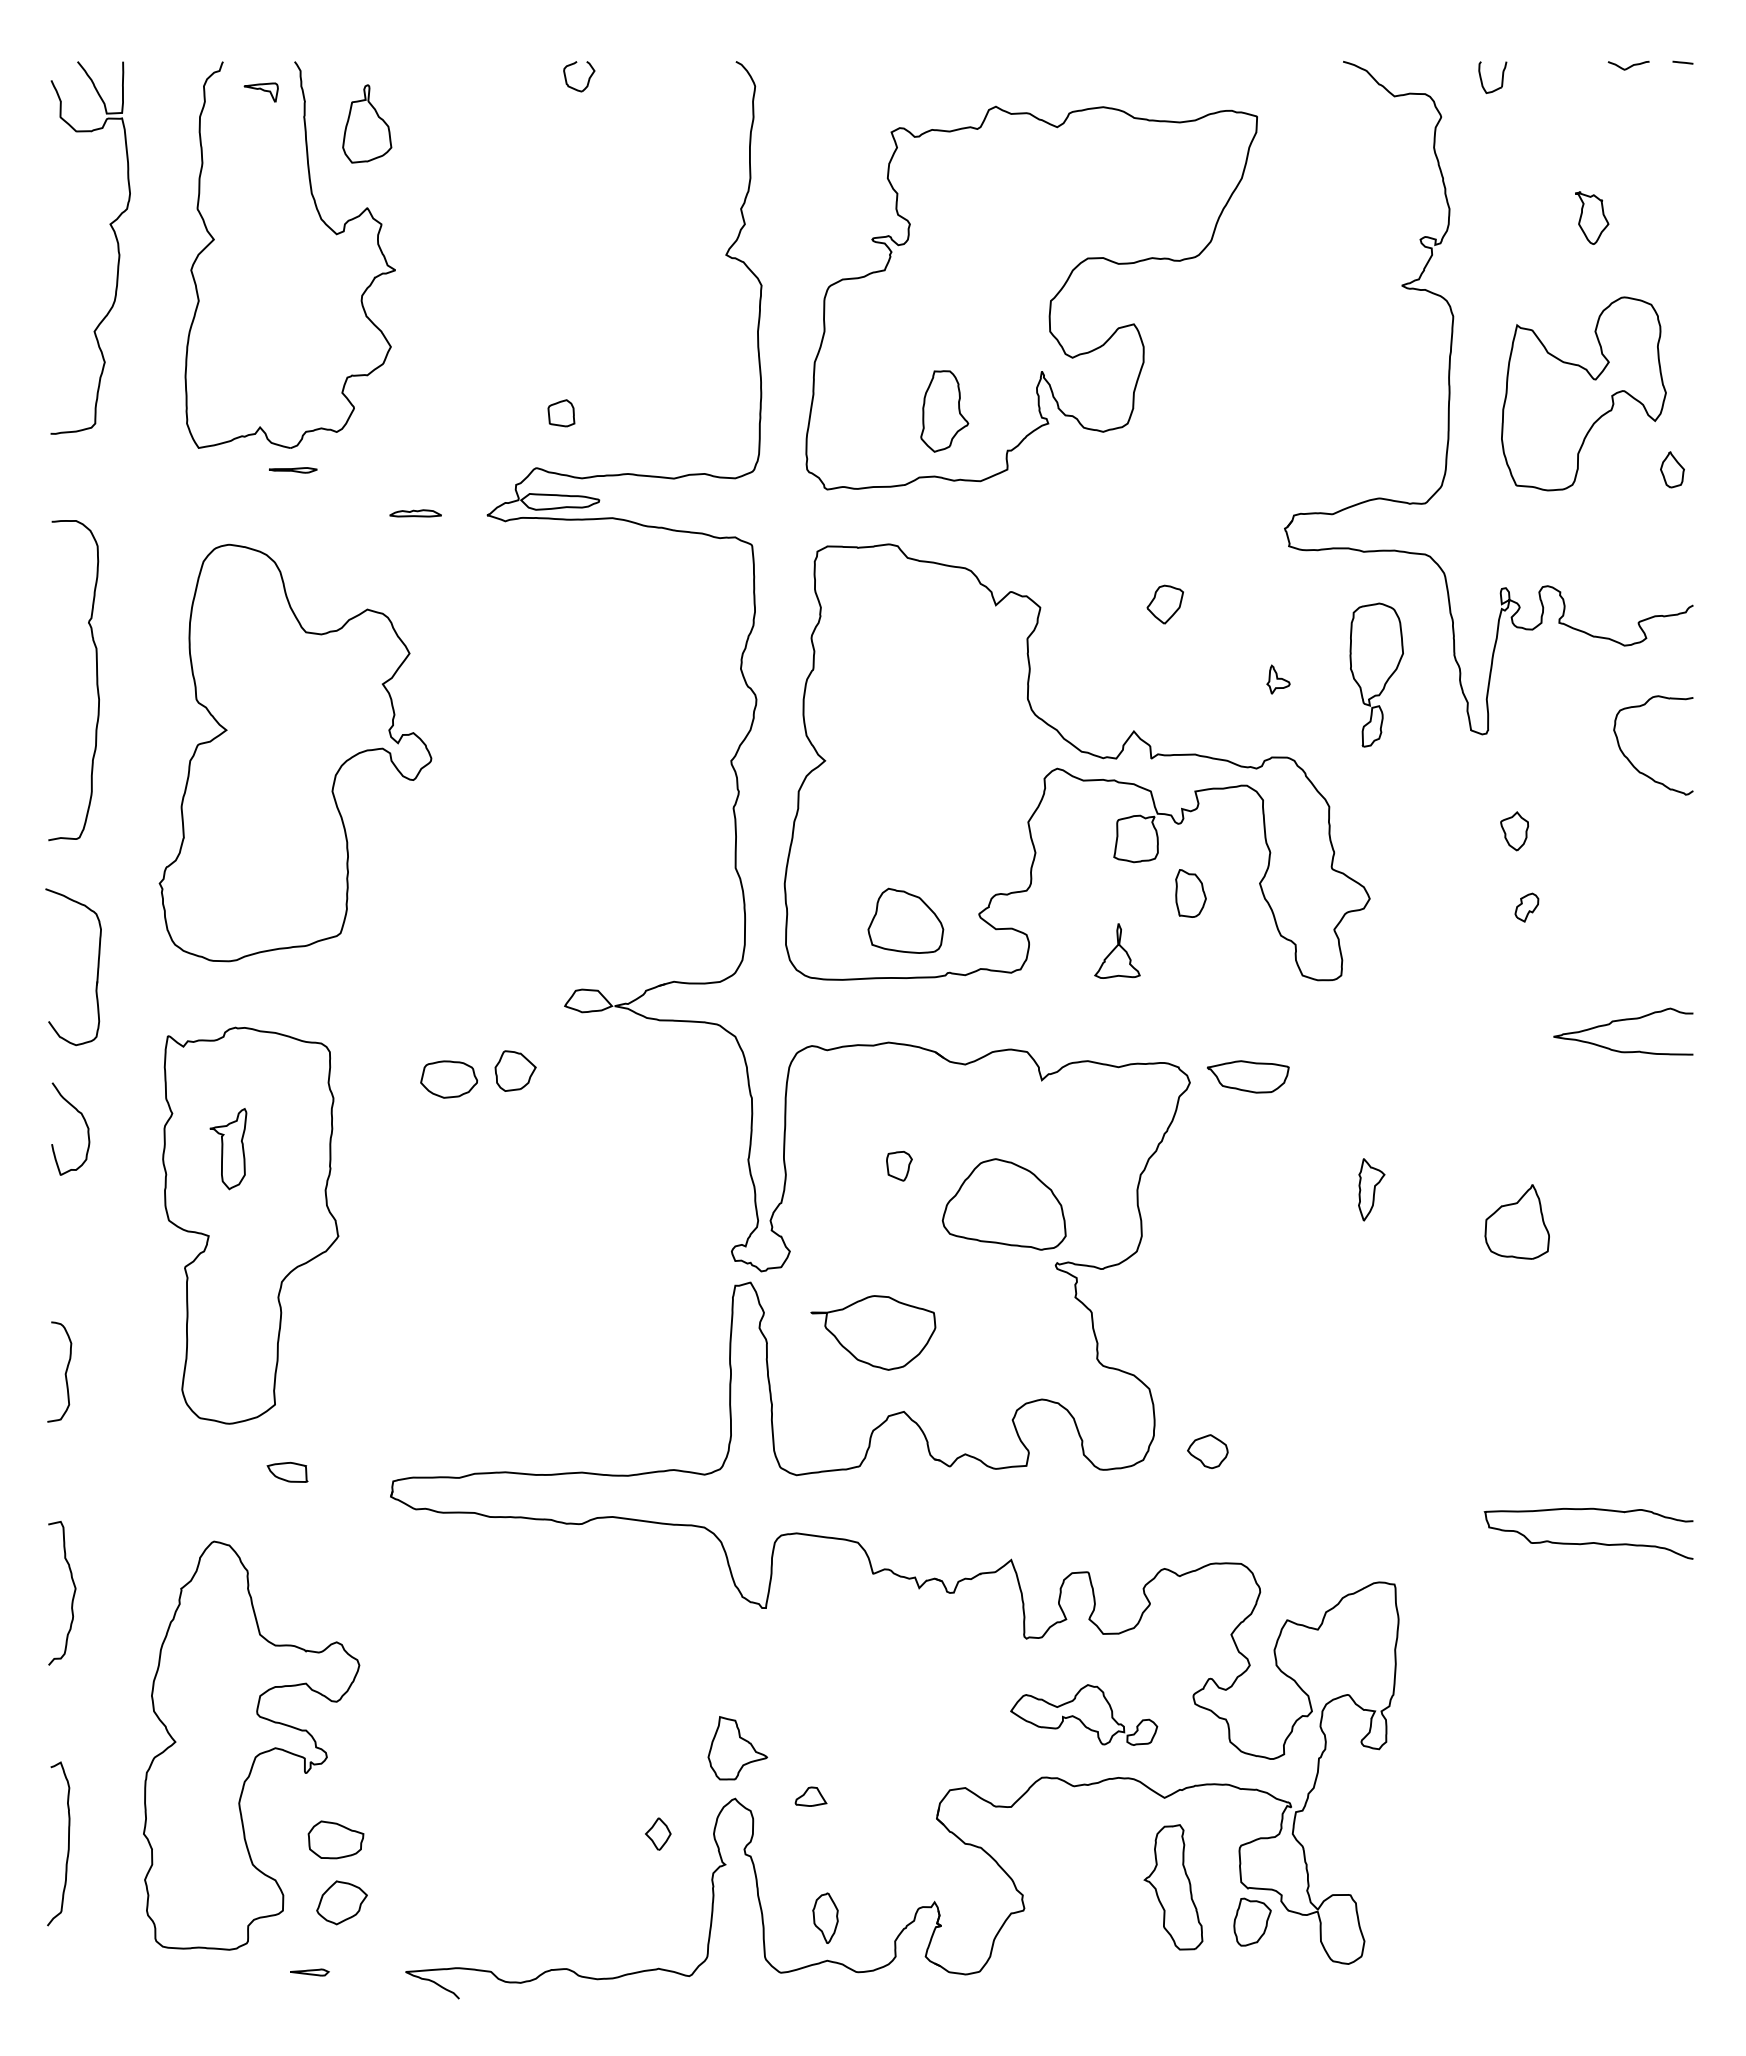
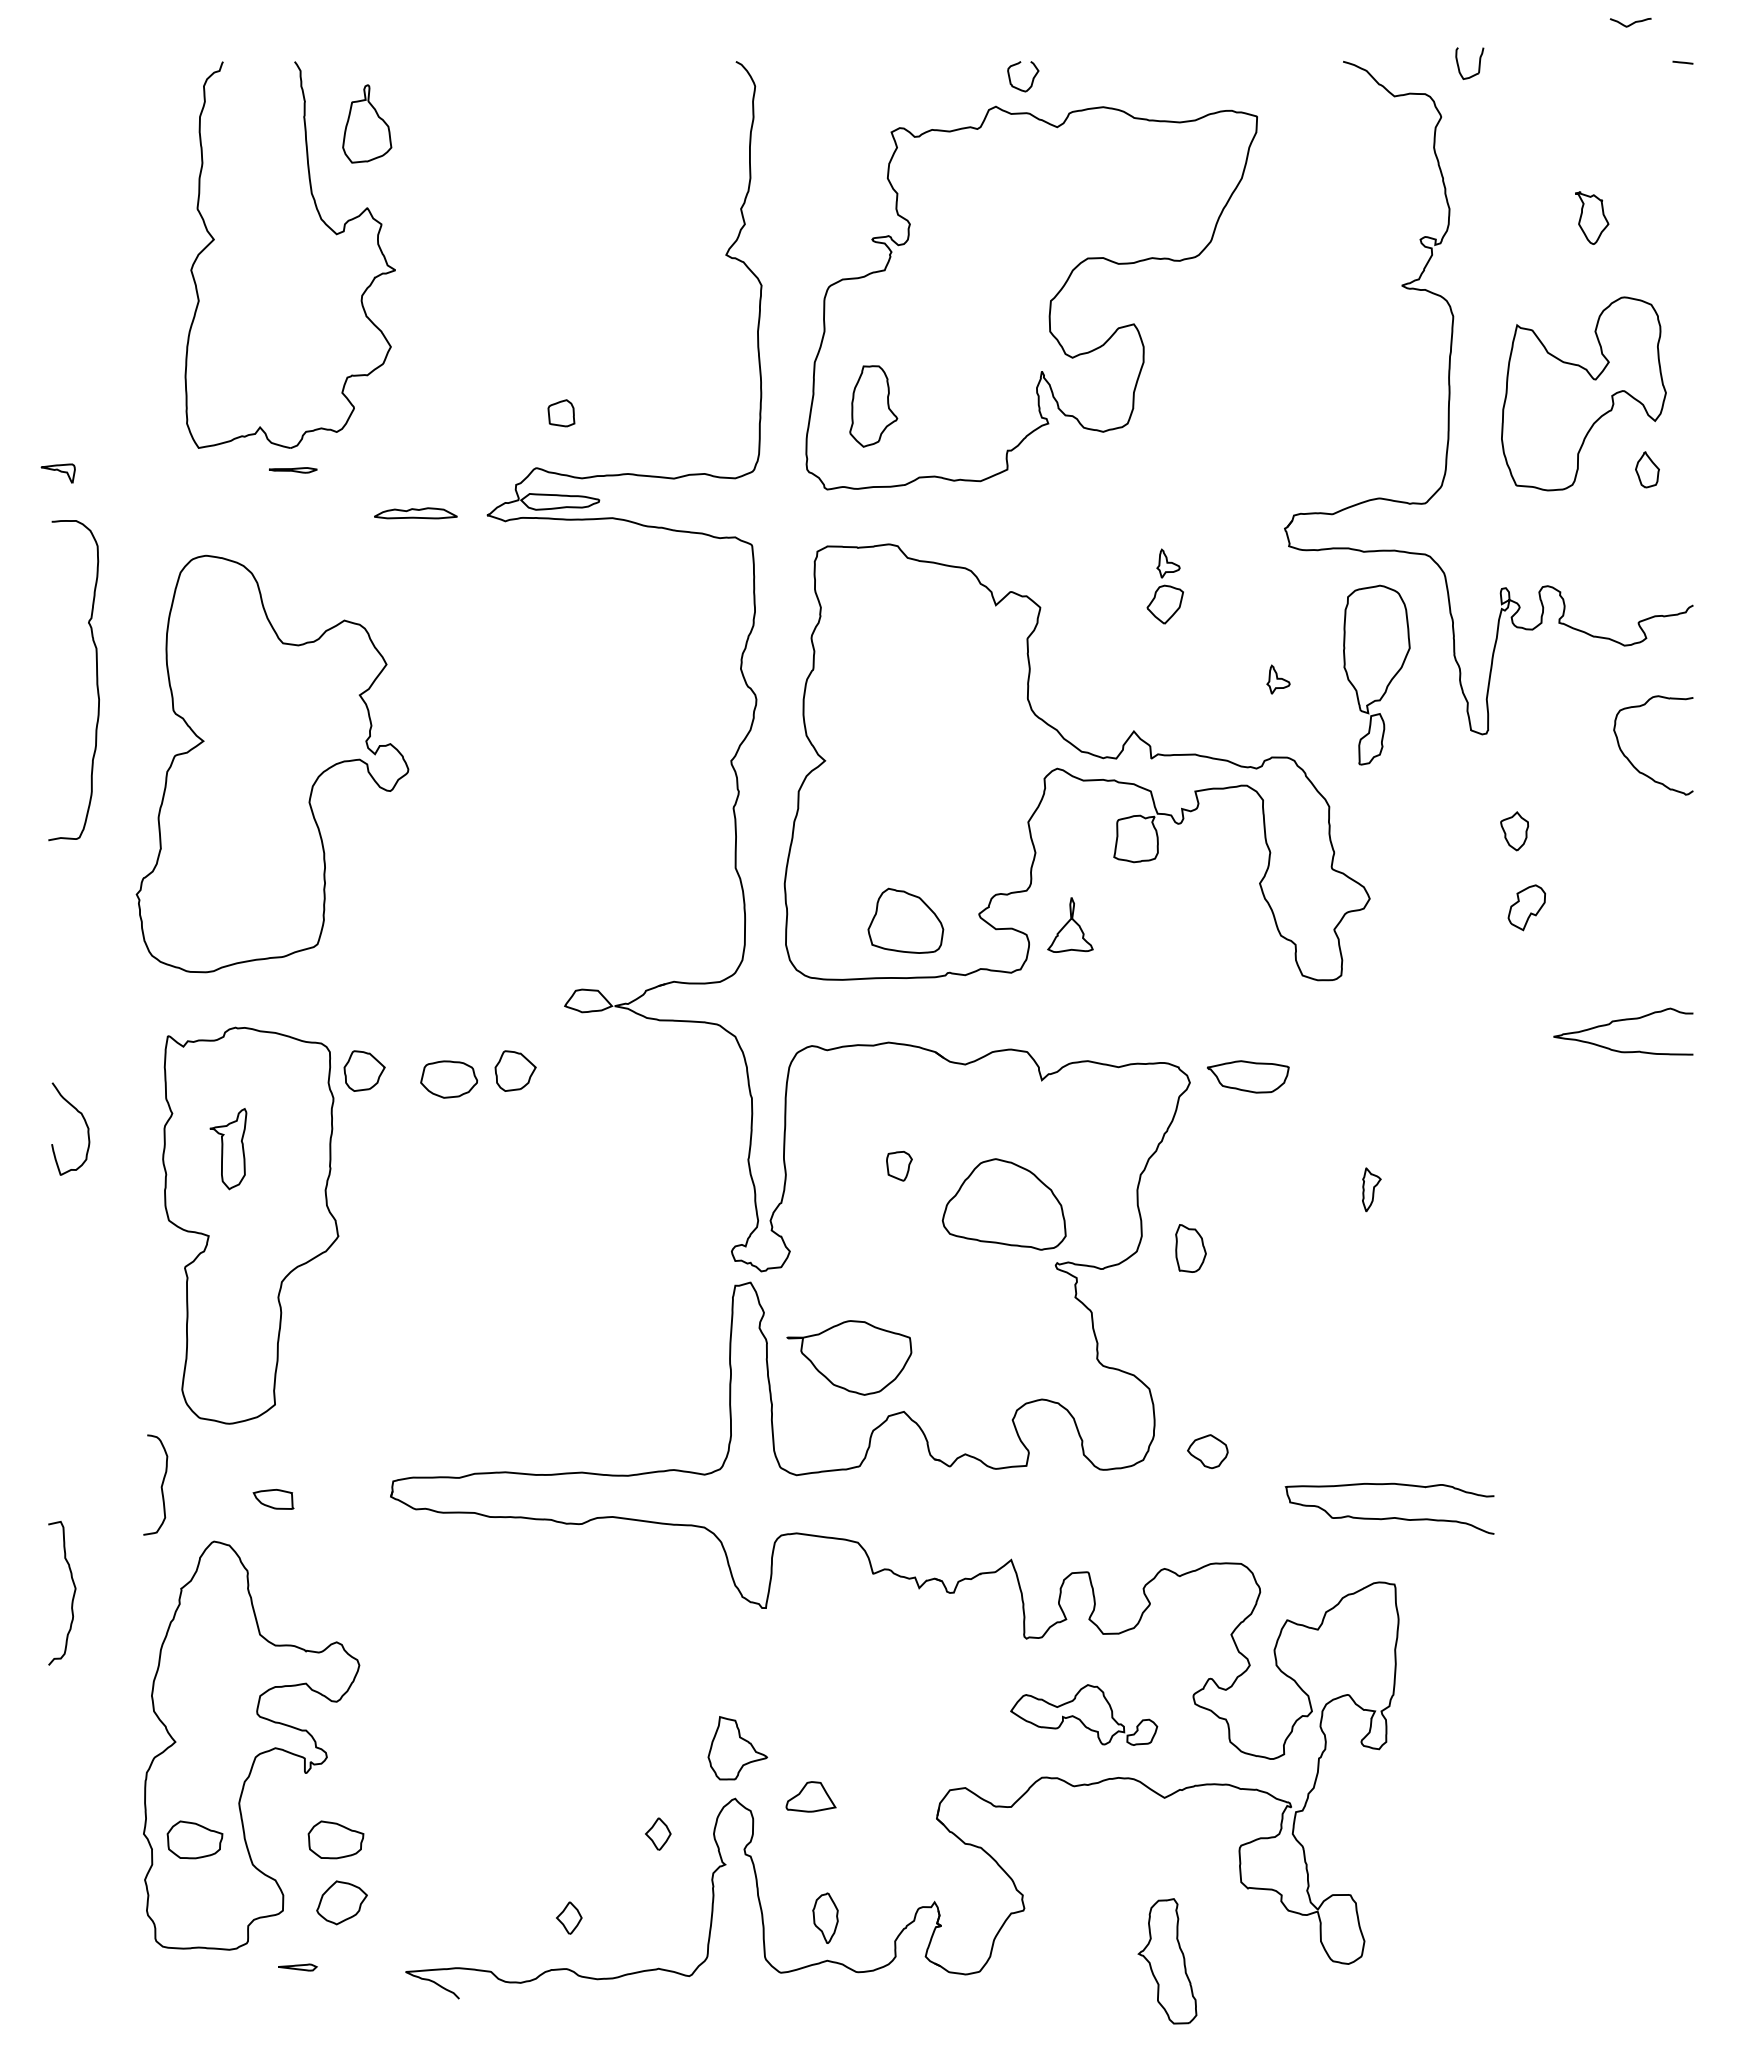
curve position: (1628, 66) -> (1630, 23) (1630, 23)
part position: (588, 78) -> (1032, 78) (1032, 78)
part position: (1501, 78) -> (1478, 64) (1478, 64)
part position: (260, 92) -> (57, 473) (57, 473)
part: present -> none (115, 238)
part position: (944, 411) -> (873, 406) (873, 406)
part position: (1672, 469) -> (1647, 469) (1647, 469)
part size: 53x9 px -> 84x13 px (415, 513)
part: none -> present (1168, 563)
part size: 55x146 px -> 68x182 px (1376, 674)
part position: (295, 752) -> (272, 763) (272, 763)
part position: (1190, 893) -> (1190, 1248) (1190, 1248)
part size: 26x31 px -> 39x48 px (1526, 907)
part position: (1117, 950) -> (1070, 924) (1070, 924)
part: present -> none (97, 967)
part: none -> present (364, 1070)
part size: 28x64 px -> 20x46 px (1371, 1189)
part: present -> none (1516, 1221)
part position: (873, 1332) -> (849, 1357) (849, 1357)
curve position: (64, 1373) -> (160, 1486) (160, 1486)
part position: (287, 1472) -> (273, 1499) (273, 1499)
curve position: (1588, 1542) -> (1389, 1517) (1389, 1517)
part size: 34x21 px -> 52x32 px (810, 1796)
part: none -> present (194, 1839)
curve: present -> none (68, 1843)
part position: (1173, 1887) -> (1167, 1961) (1167, 1961)
part: none -> present (569, 1917)
part: present -> none (1252, 1921)
part position: (309, 1972) -> (297, 1967) (297, 1967)
